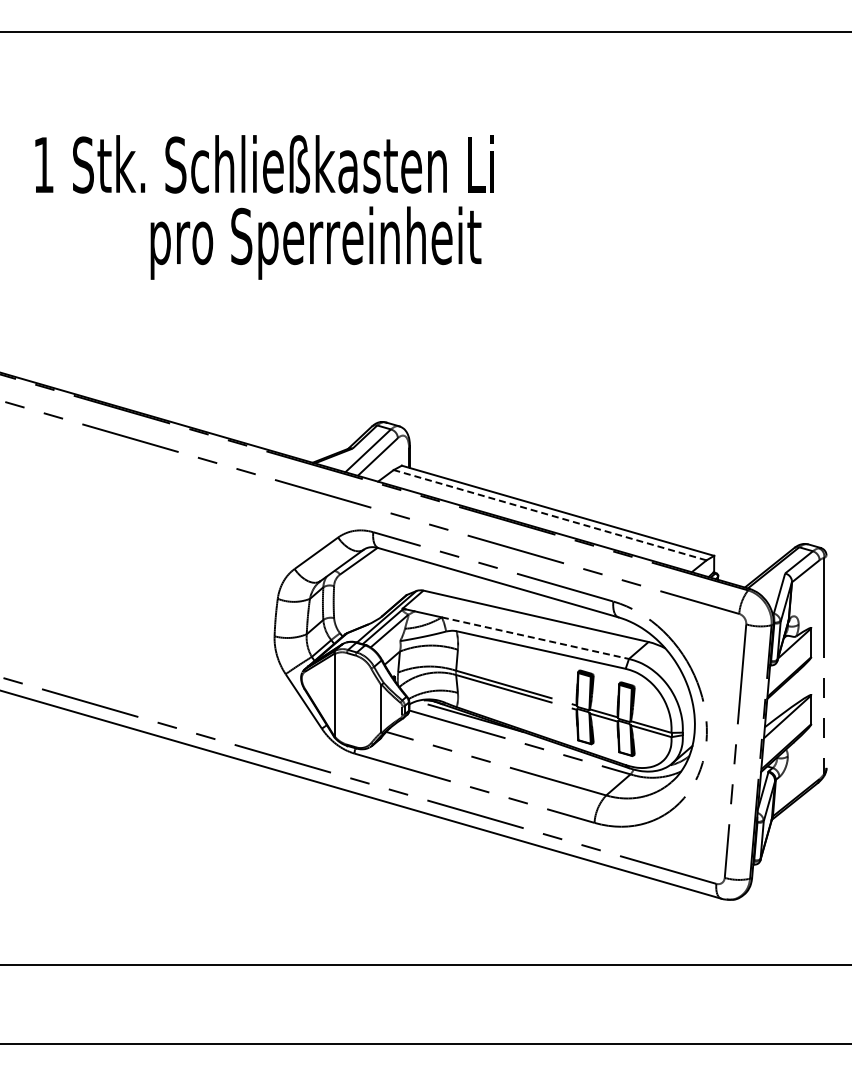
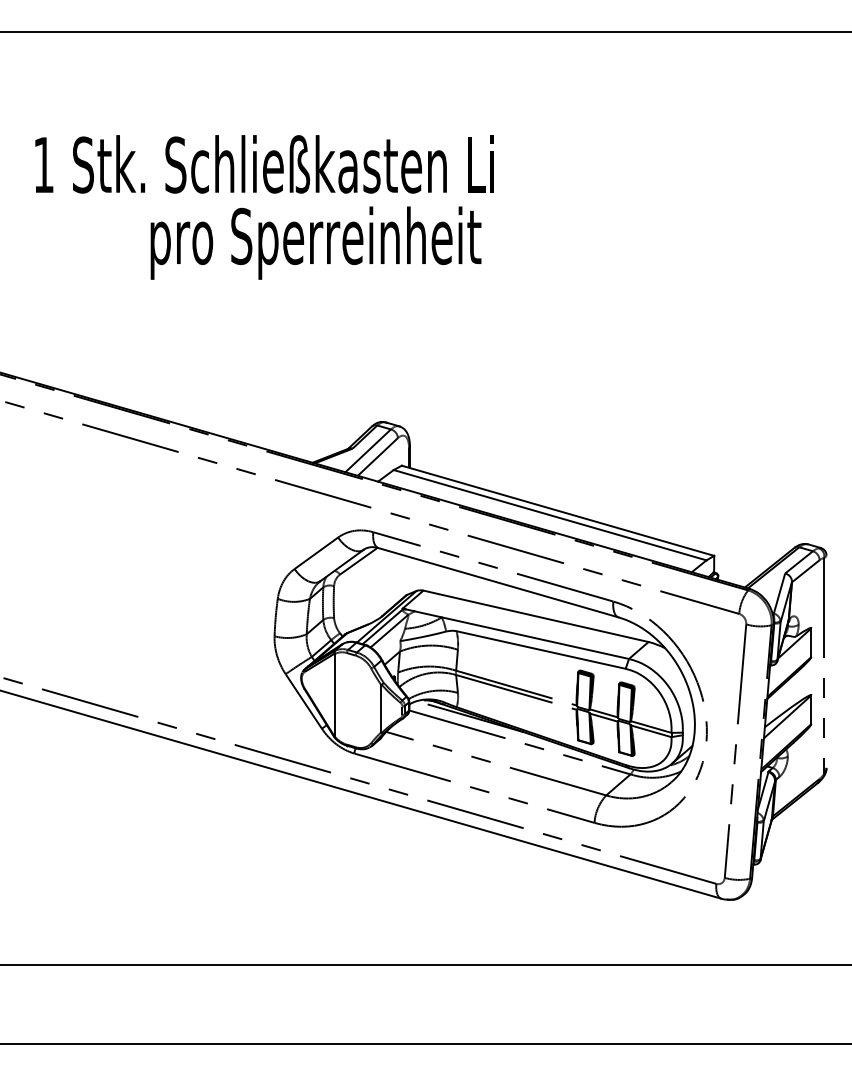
line: dashed -> solid (550, 515)
line: dashed -> solid (535, 638)
